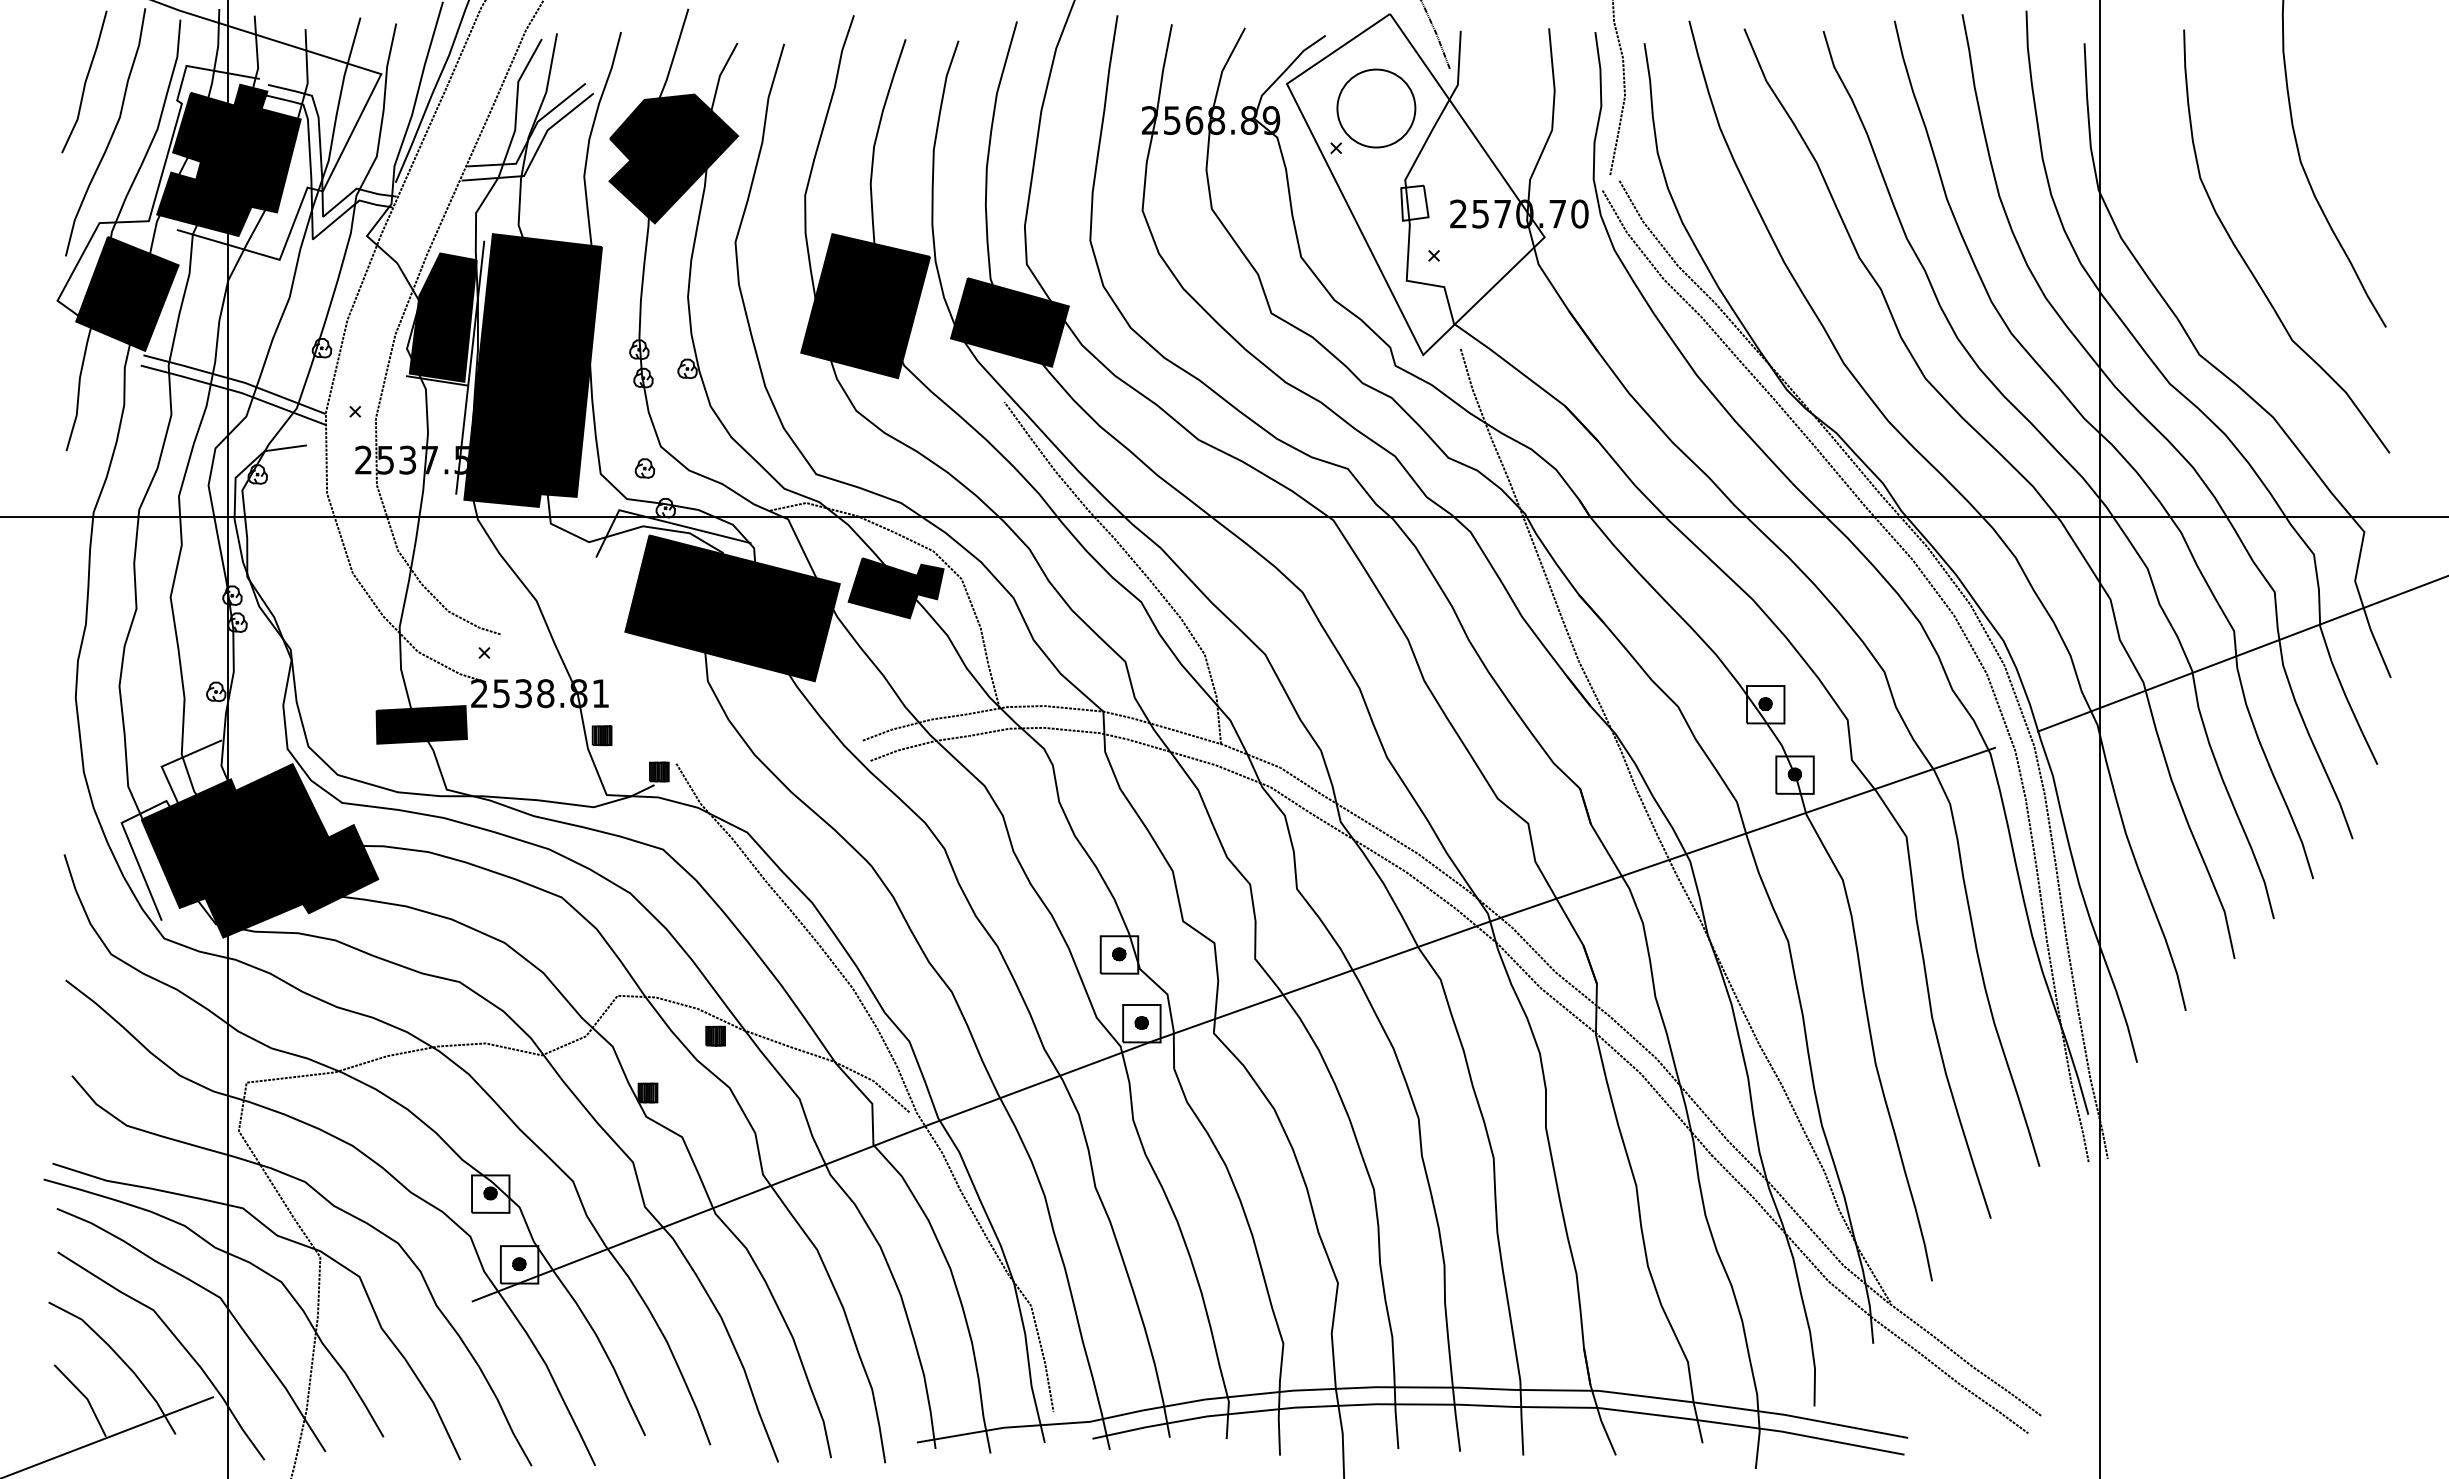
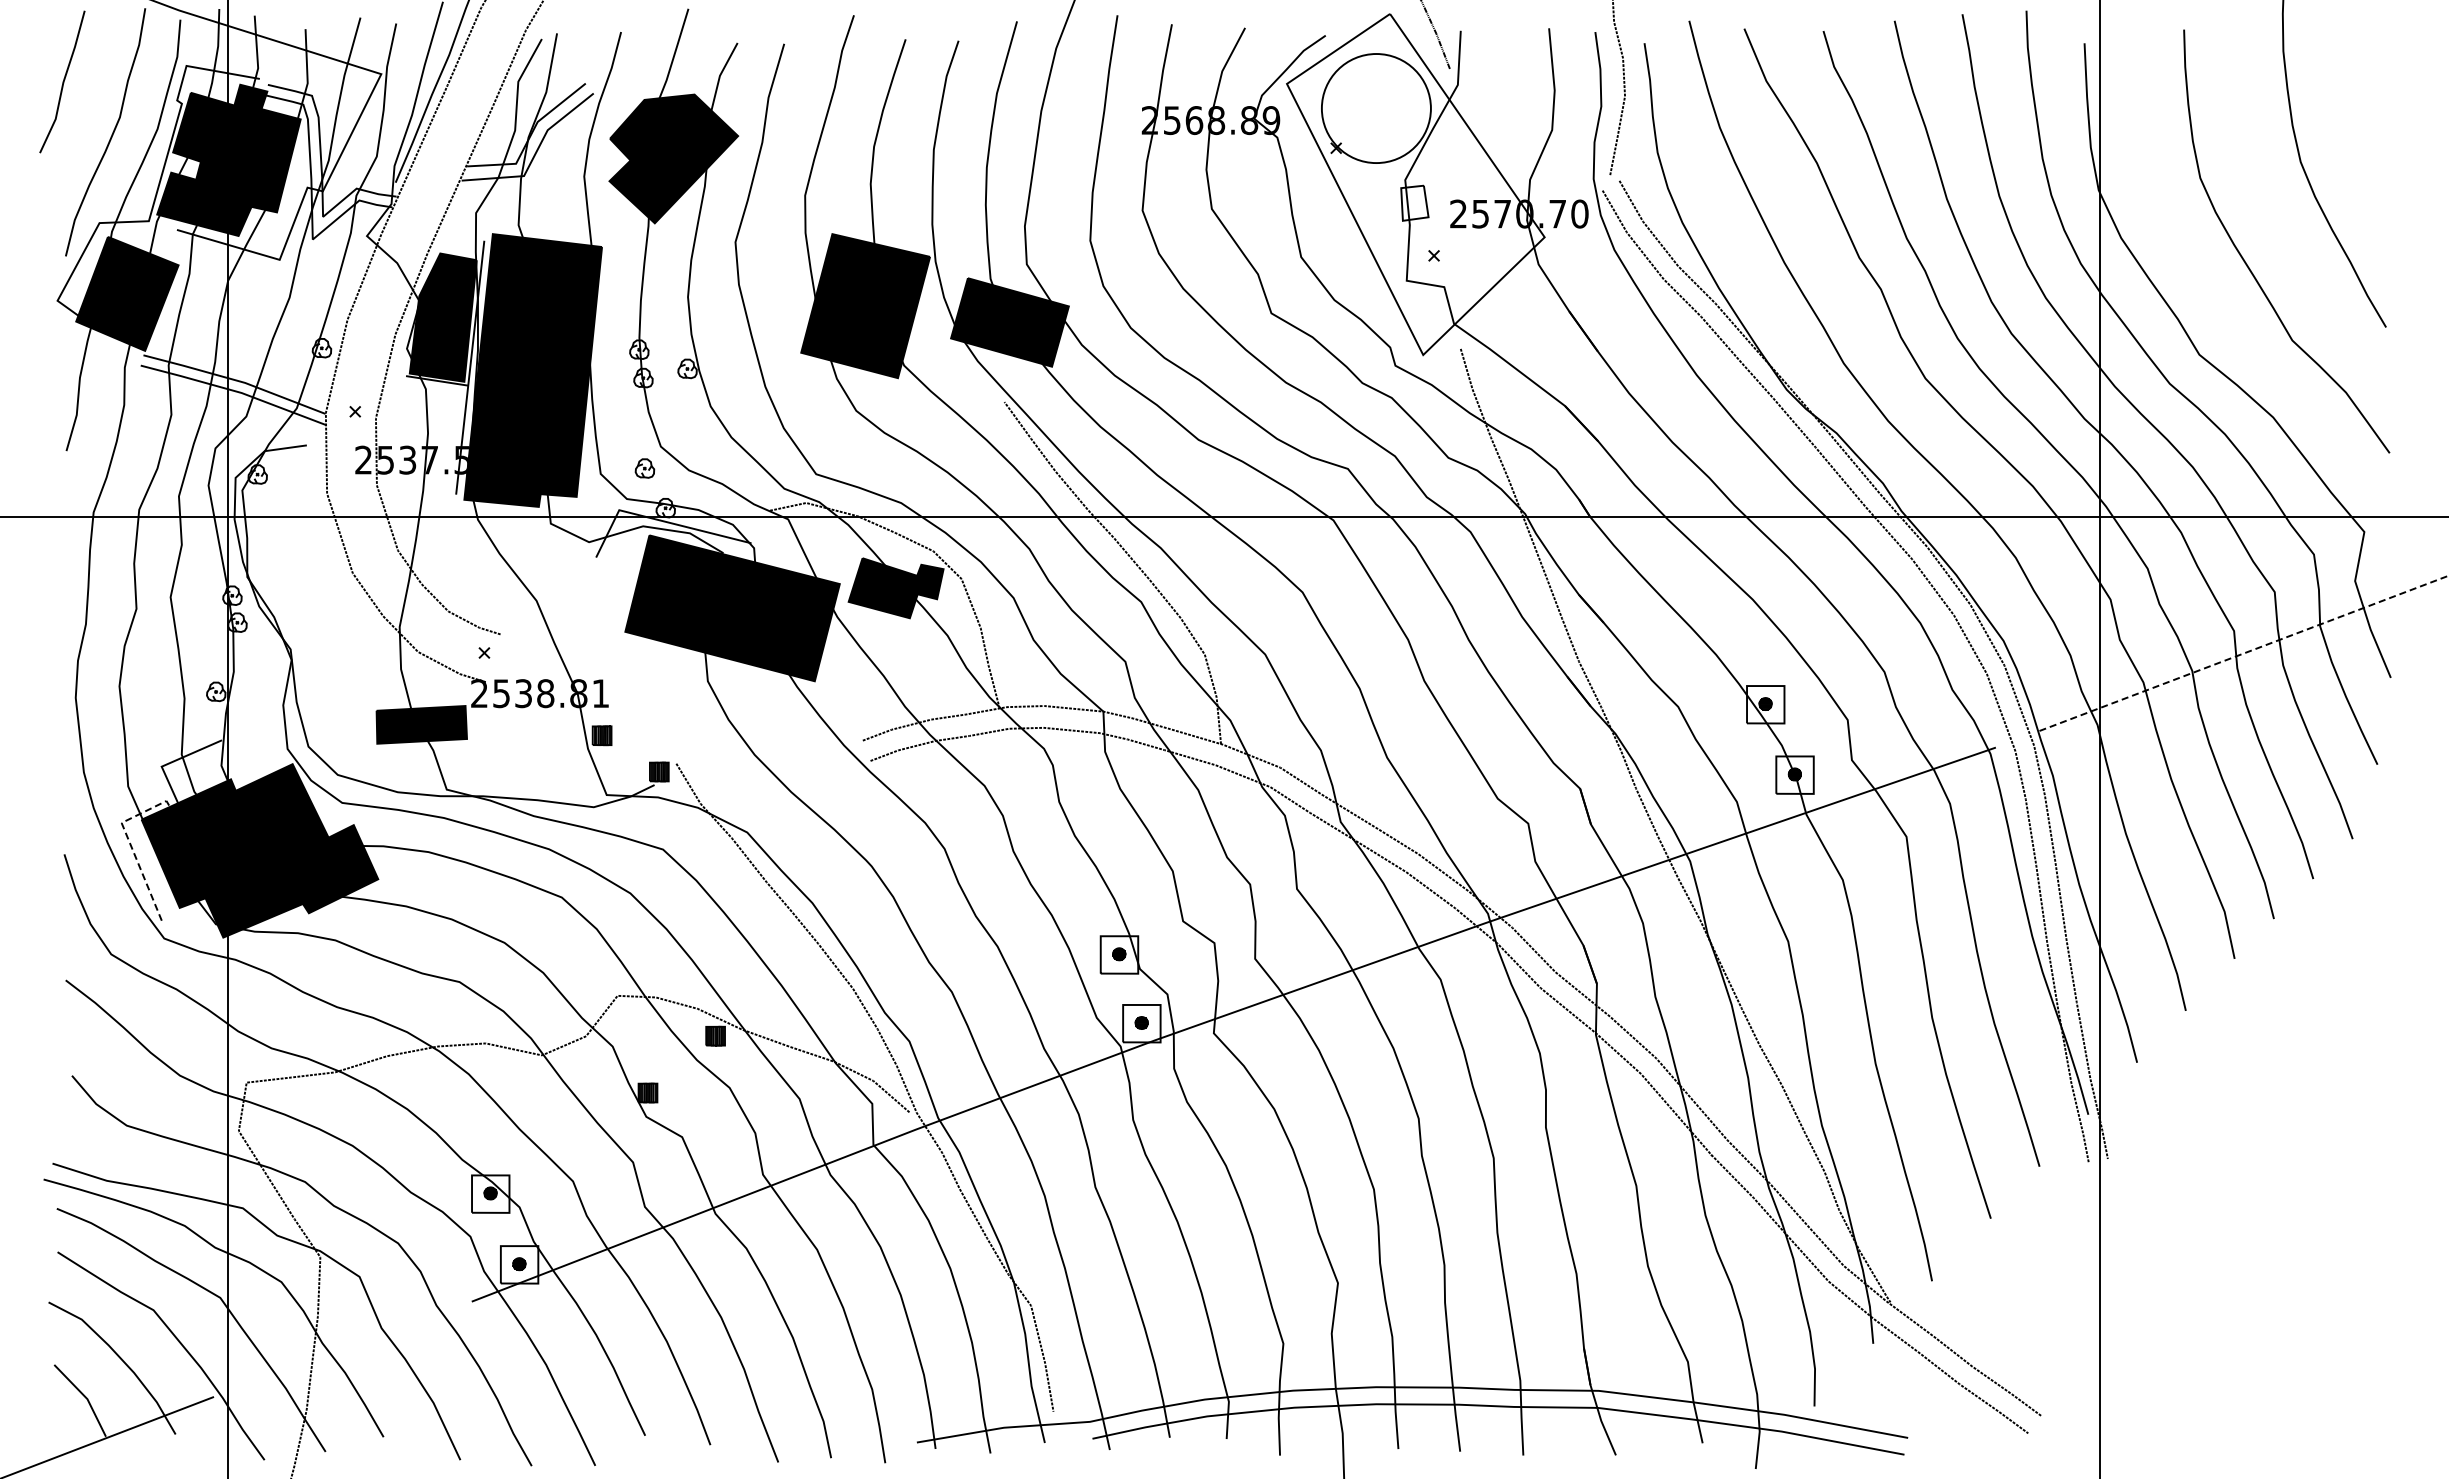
line position: (84, 81) -> (62, 81) (62, 81)
circle diameter: 78 px -> 109 px (1375, 108)
line: solid -> dashed (2242, 653)
line: solid -> dashed (130, 844)
